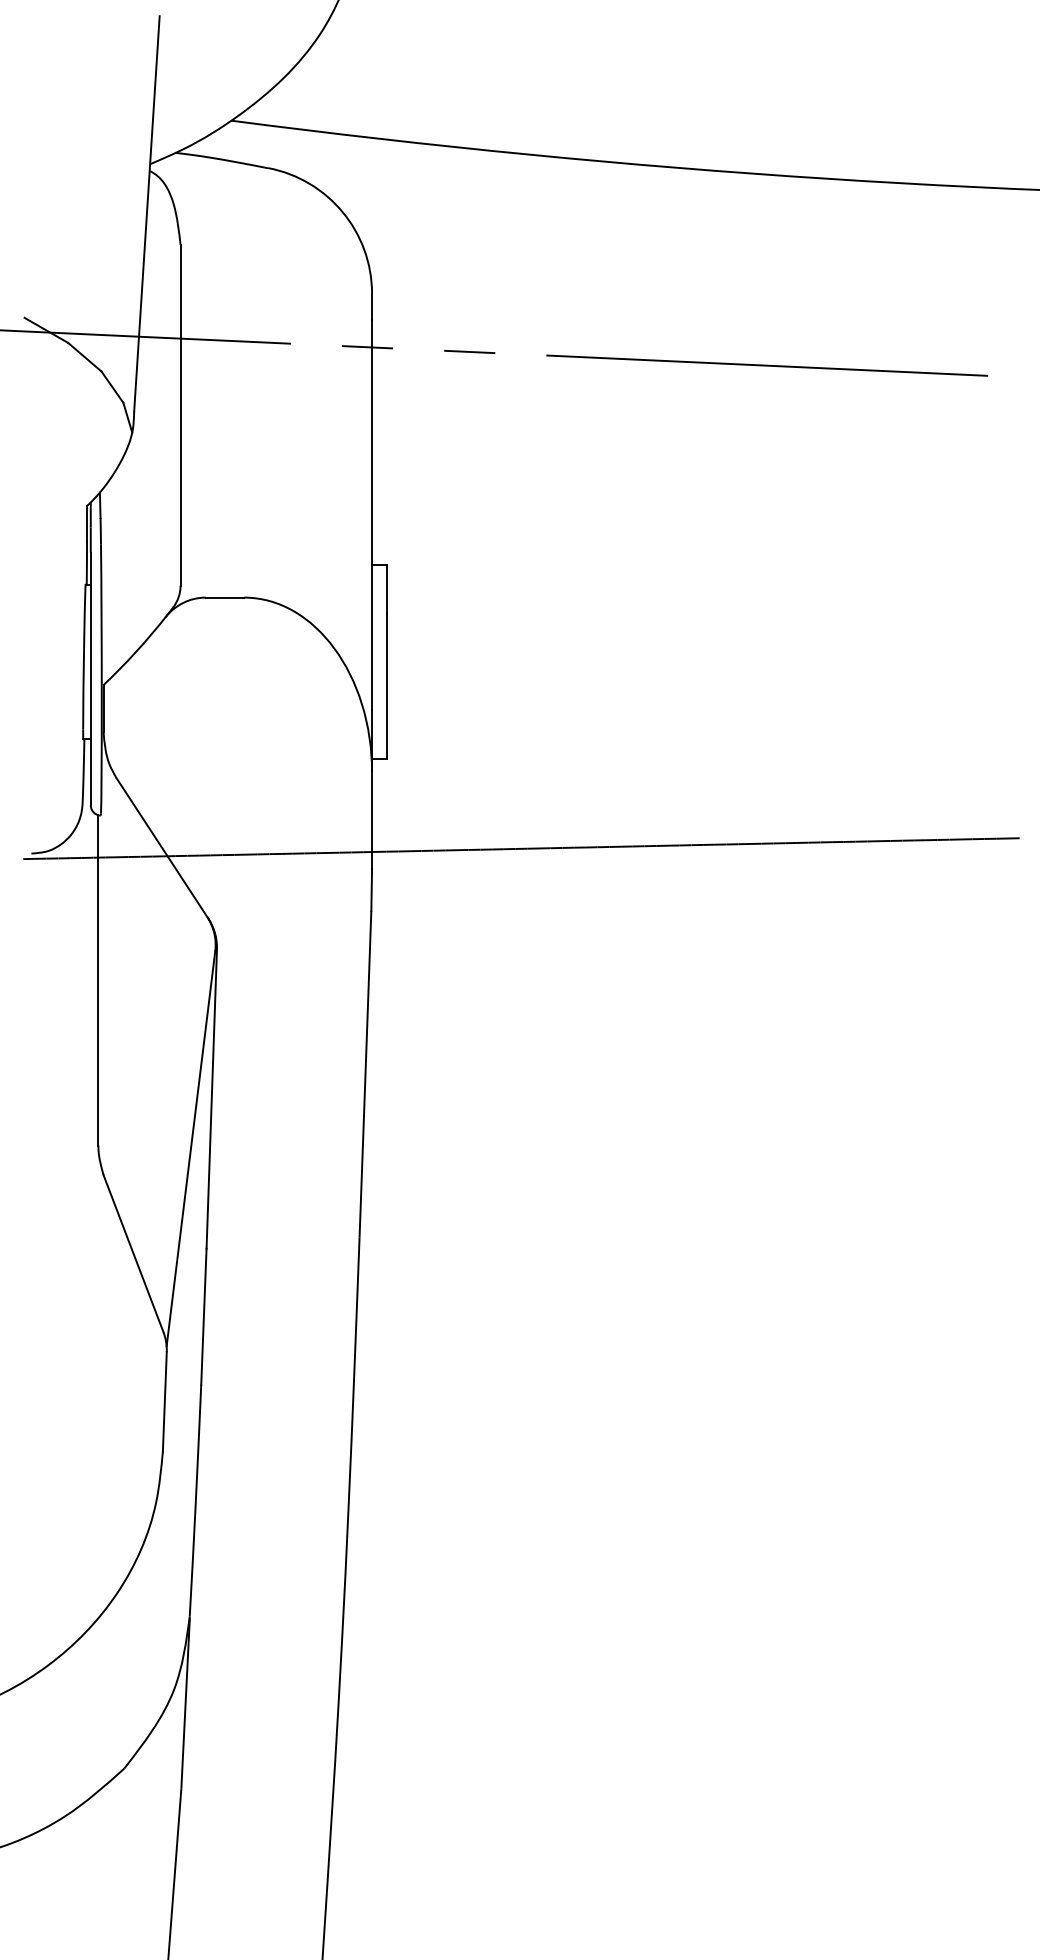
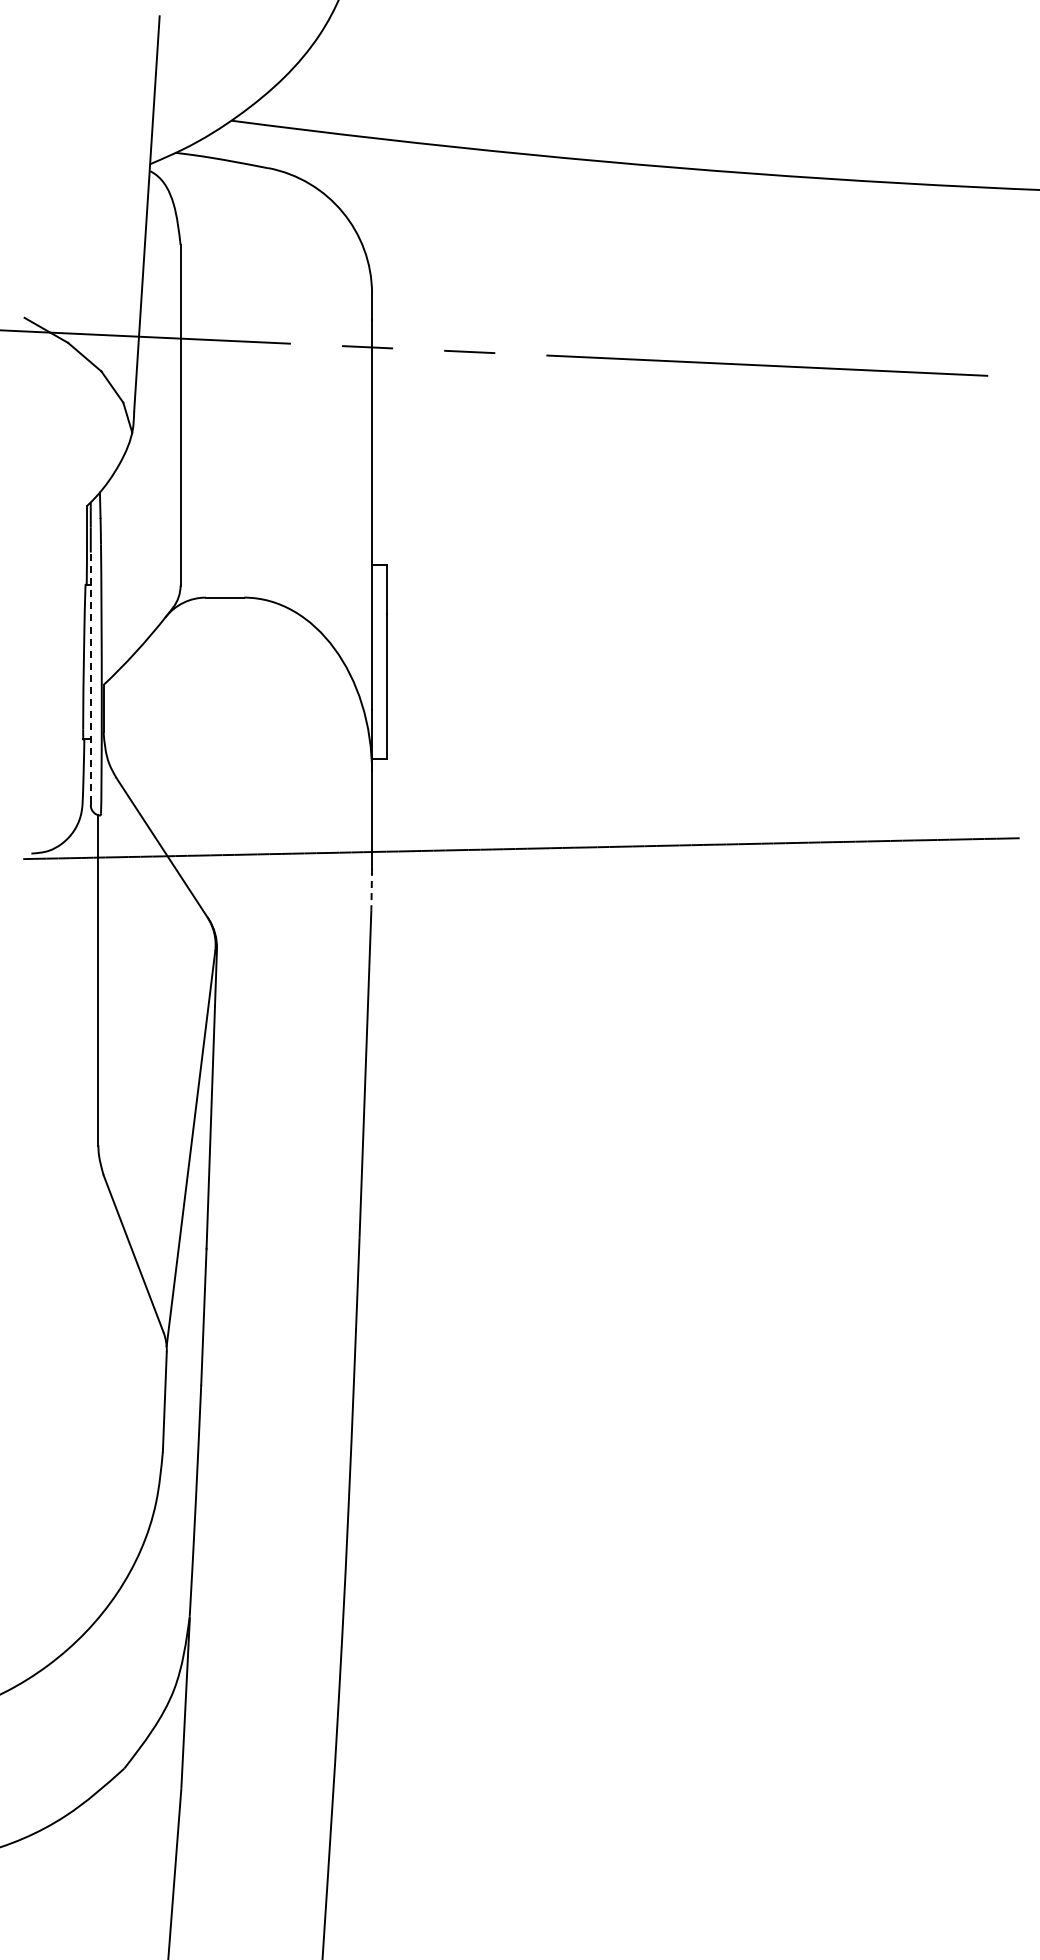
line: solid -> dashed (90, 677)
line: solid -> dashed (371, 889)
